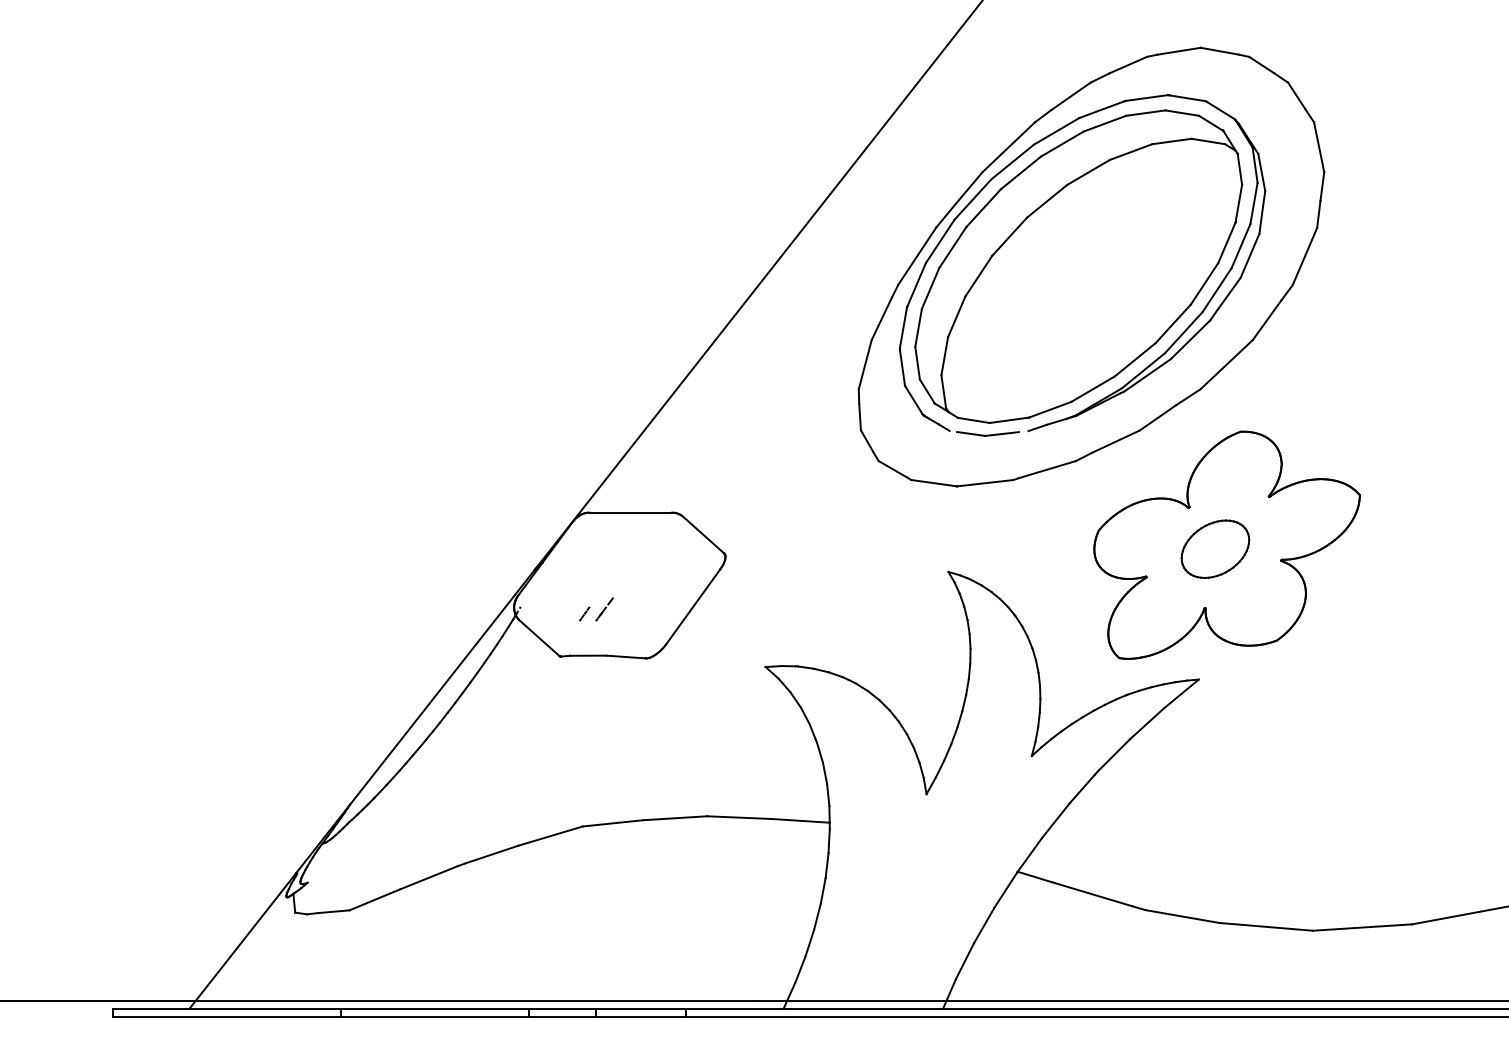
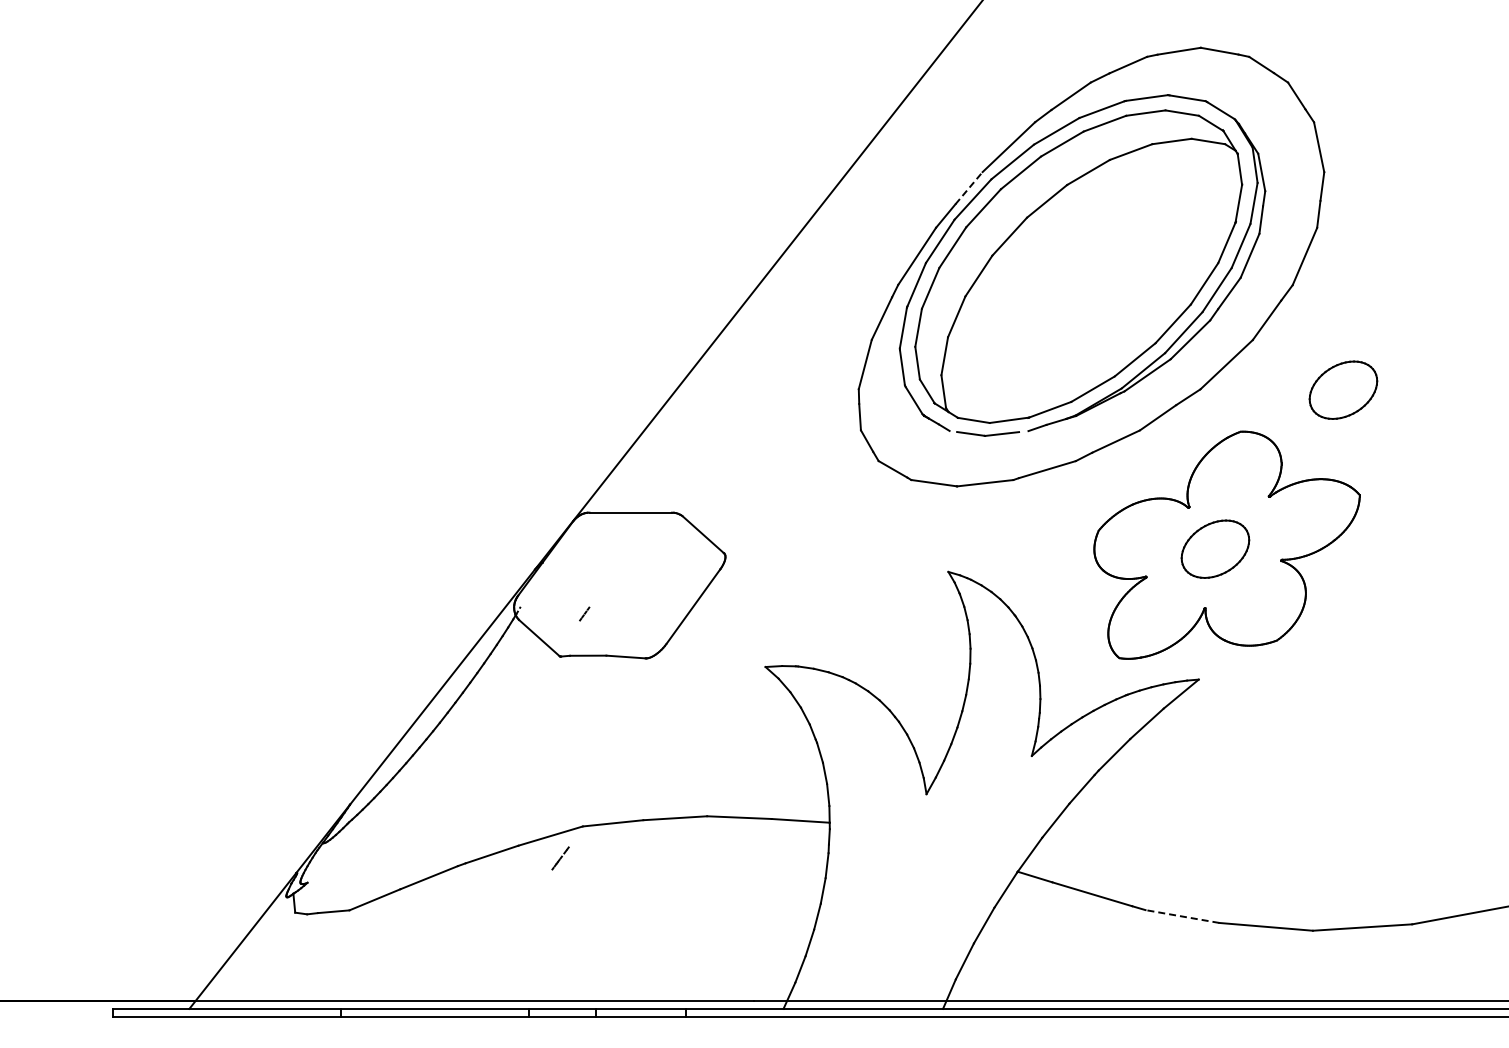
line: solid -> dashed (969, 187)
part: none -> present (1343, 389)
line position: (604, 609) -> (560, 858) (560, 858)
line: solid -> dashed (1181, 916)
